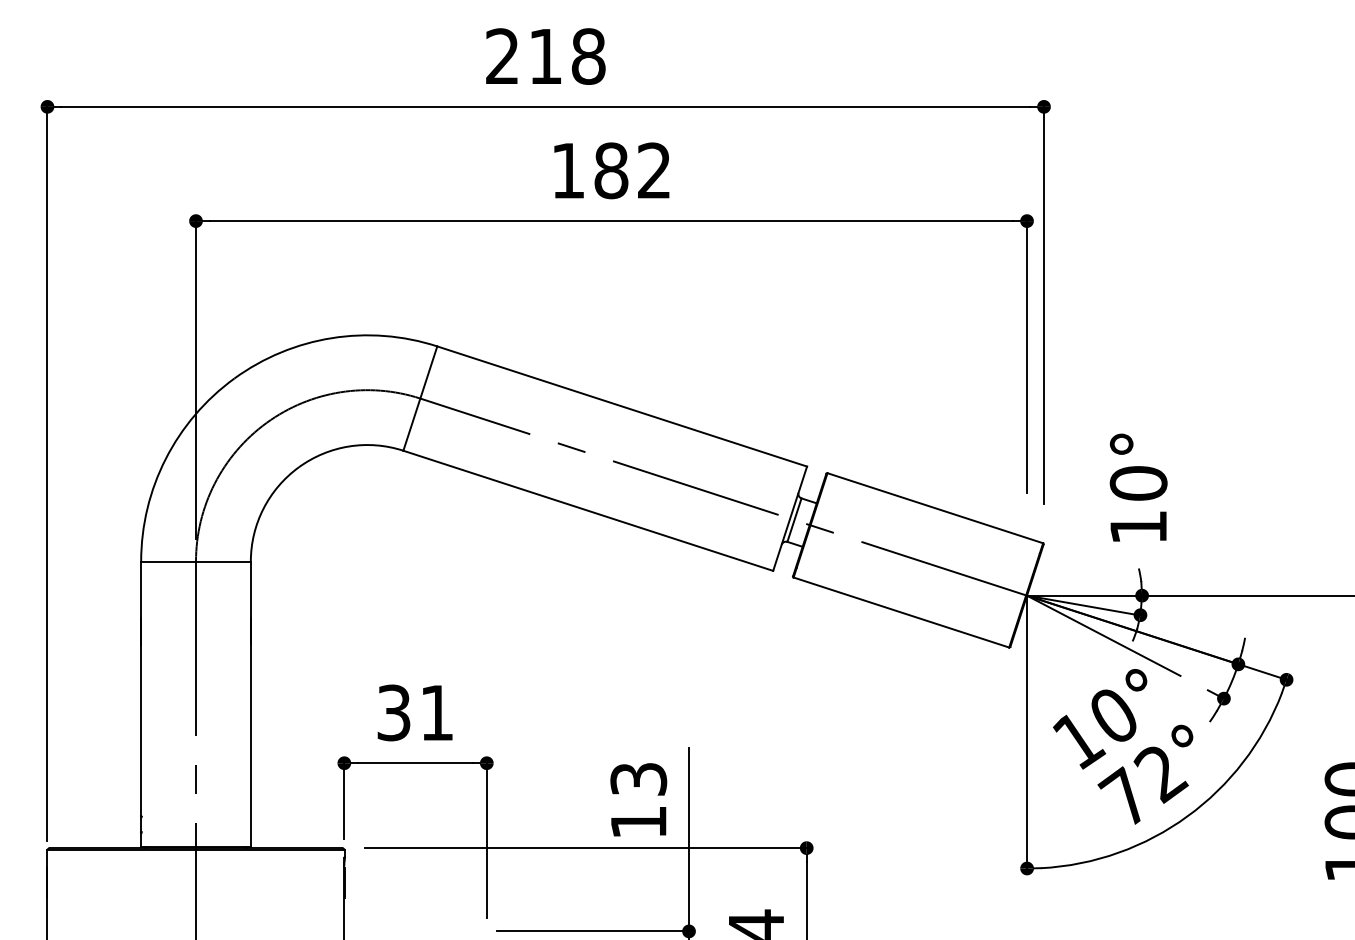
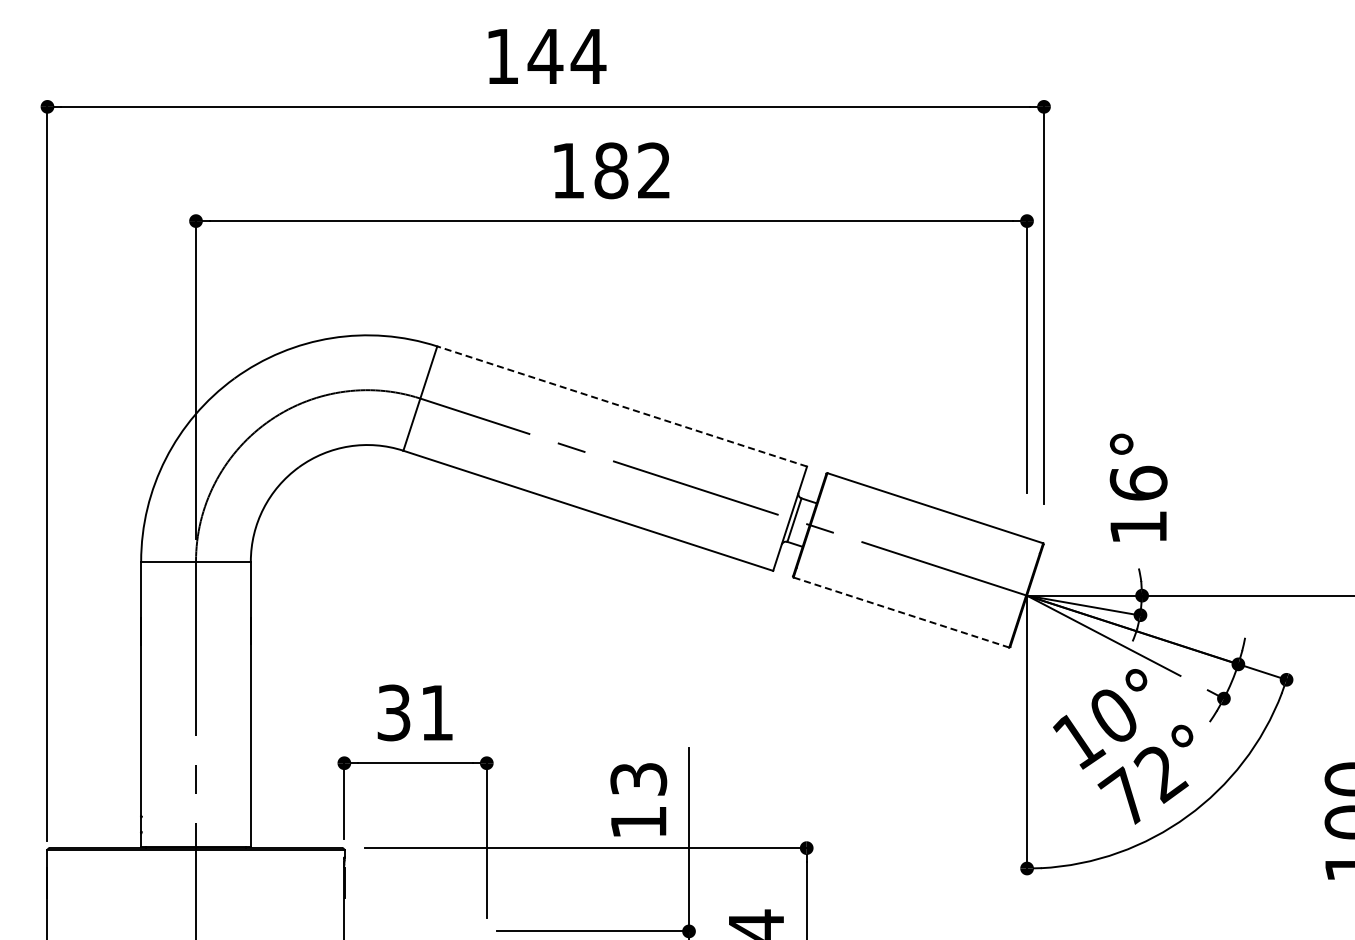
text: 218 -> 144 (546, 56)
line: solid -> dashed (621, 406)
text: 10° -> 16° (1138, 482)
line: solid -> dashed (901, 612)
